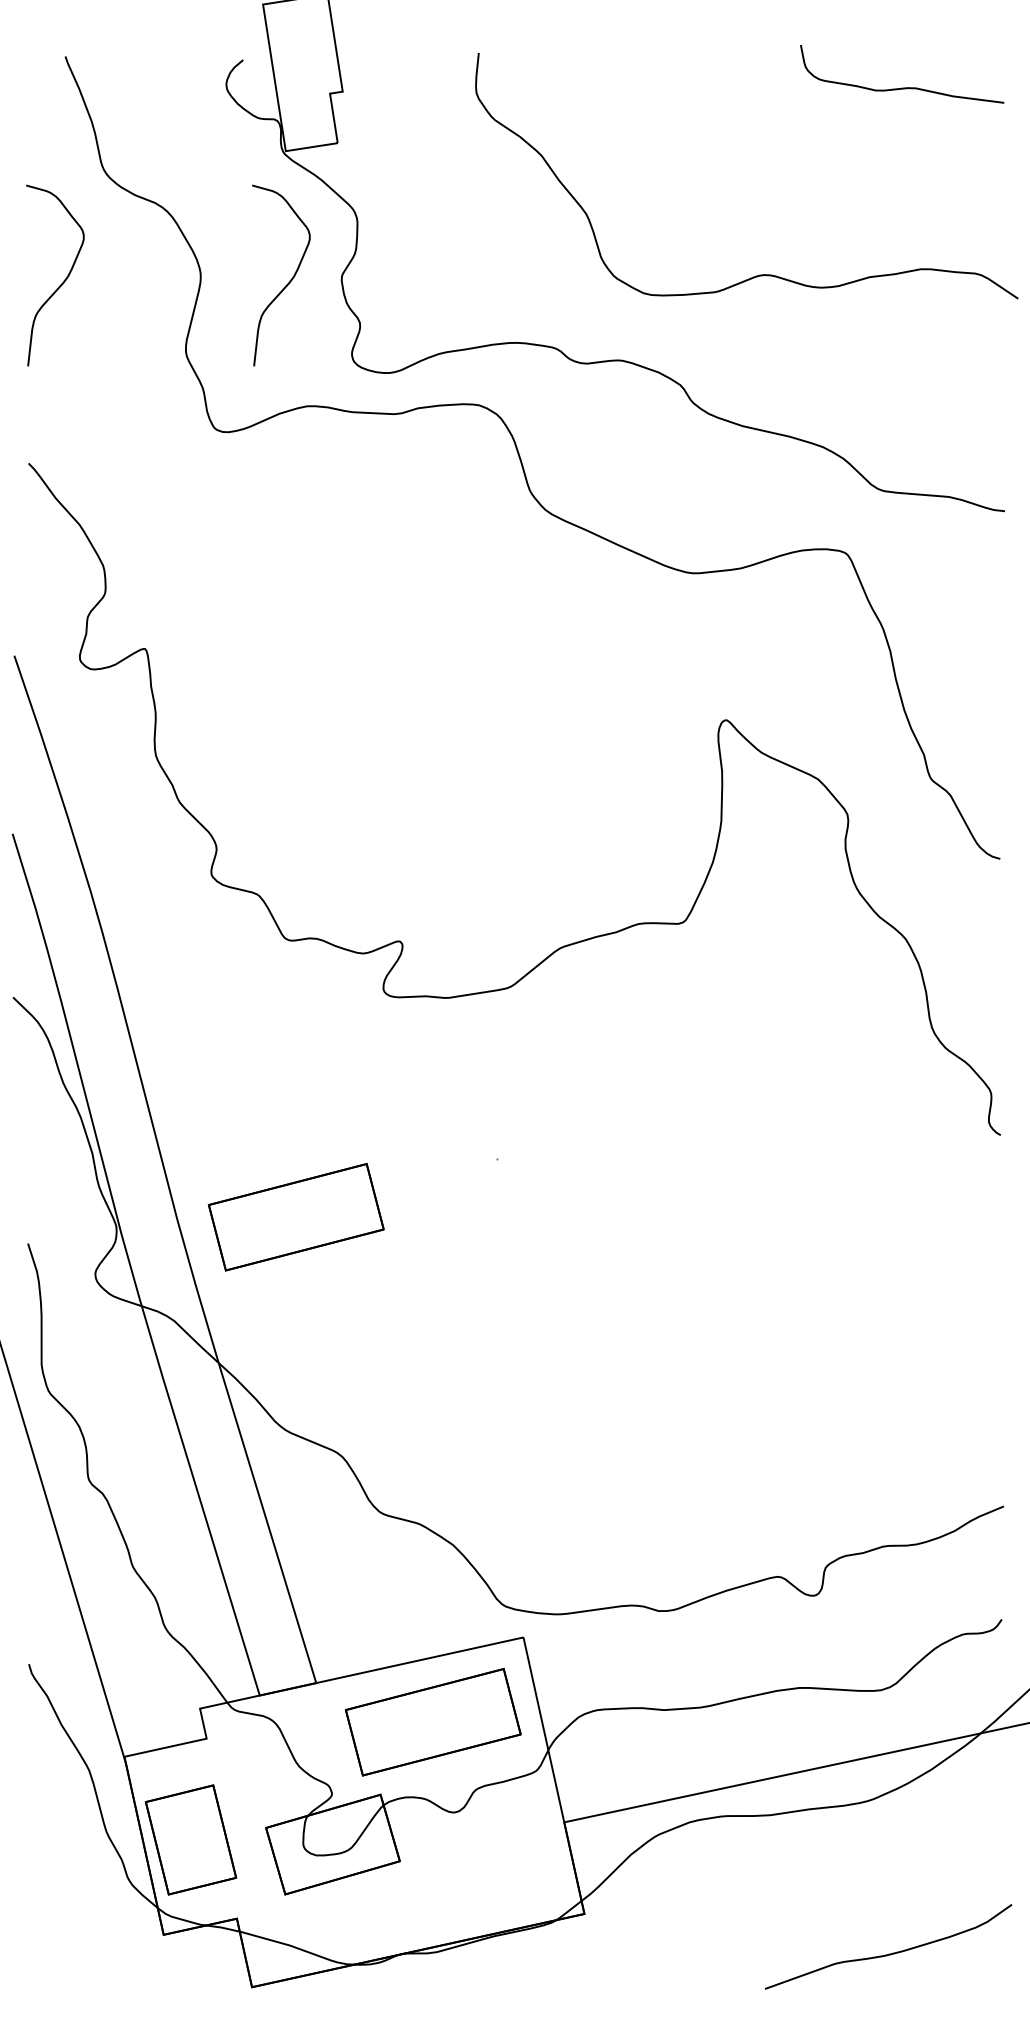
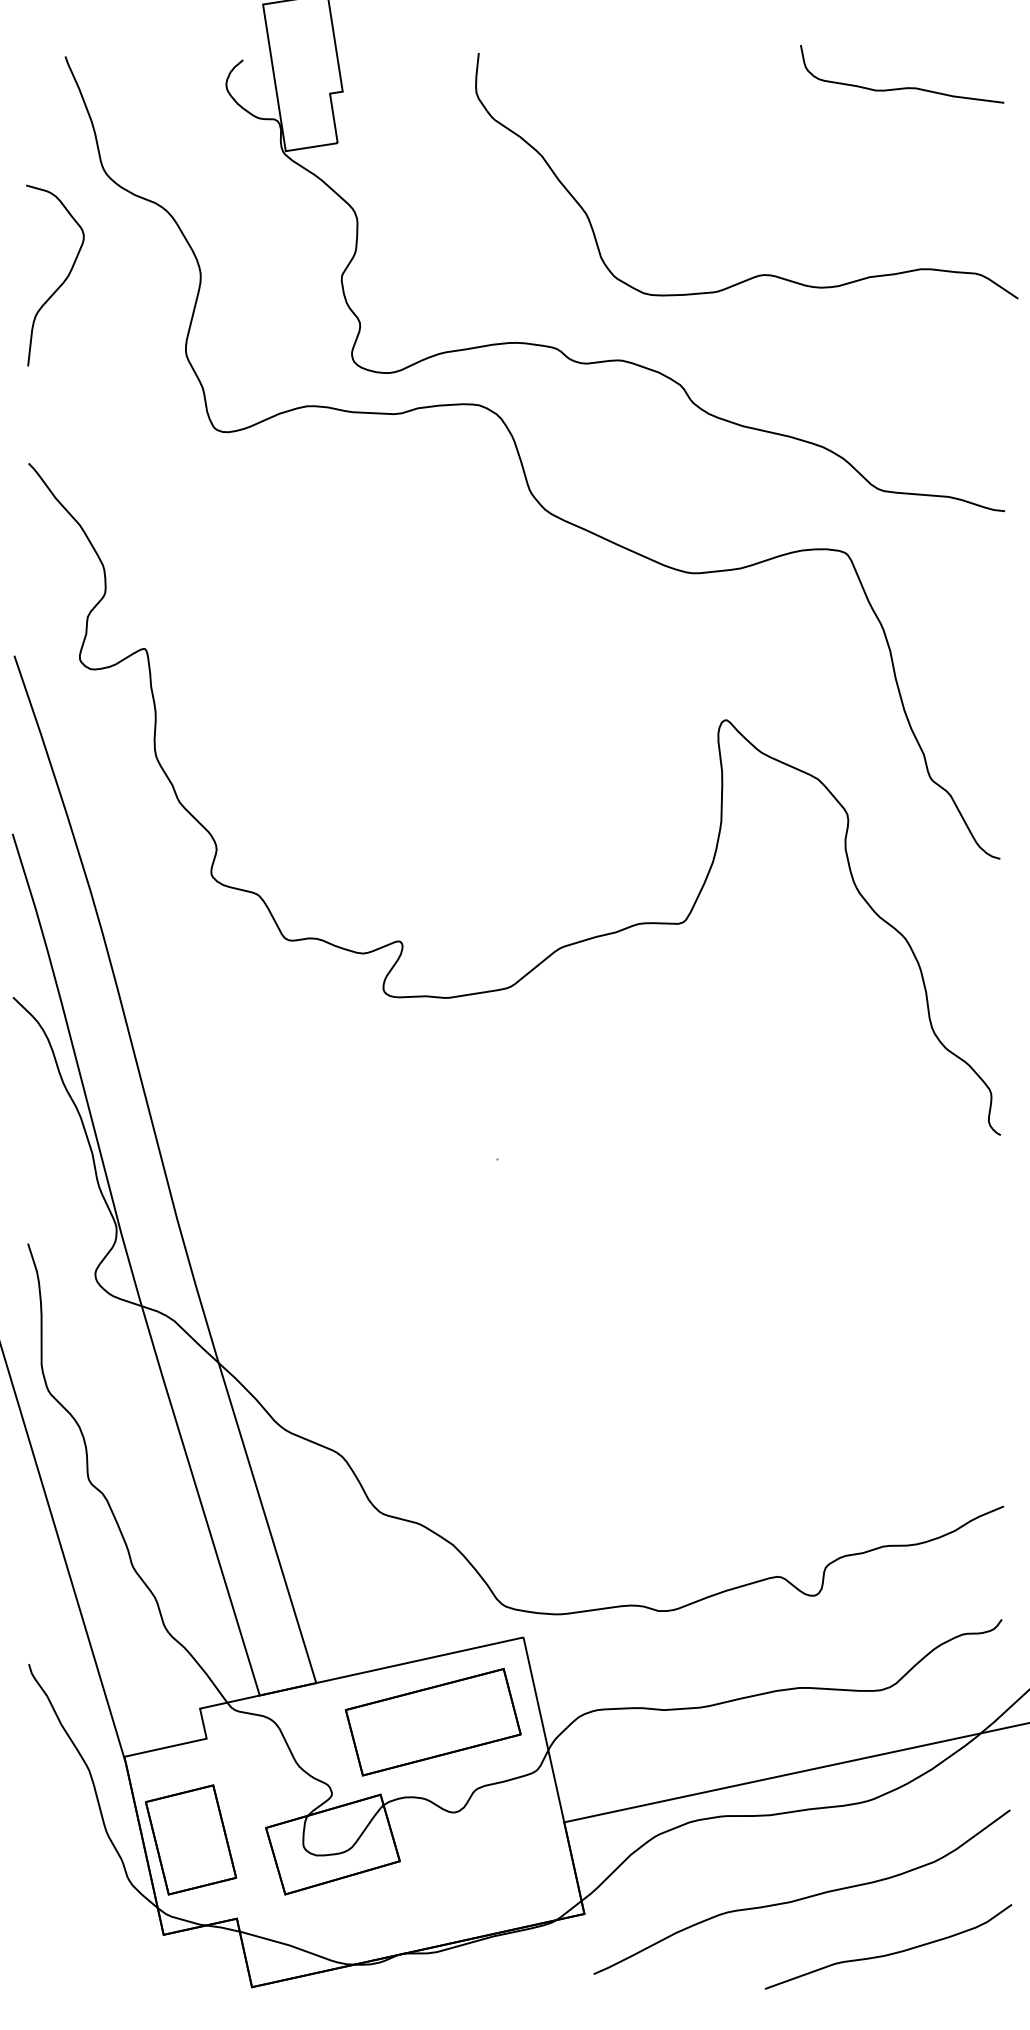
curve: present -> none (290, 279)
part: present -> none (295, 1217)
curve: none -> present (802, 1897)
